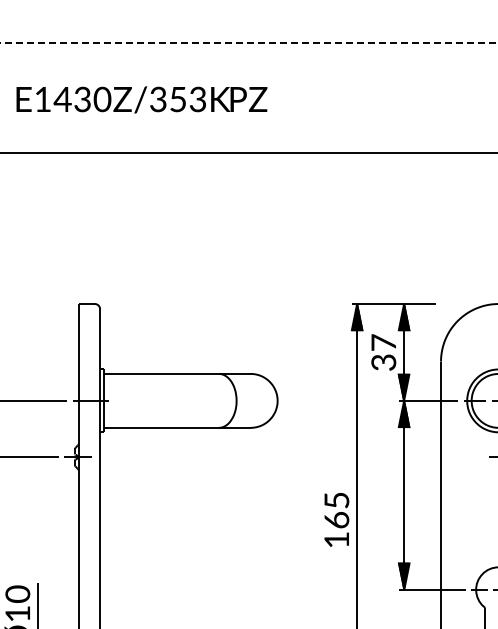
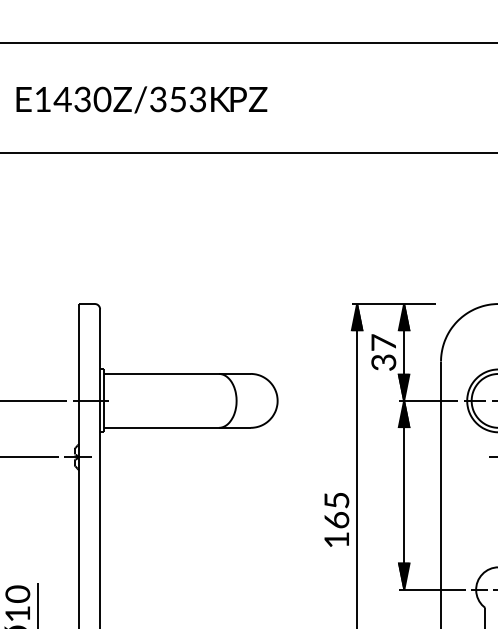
line: dashed -> solid (248, 42)
